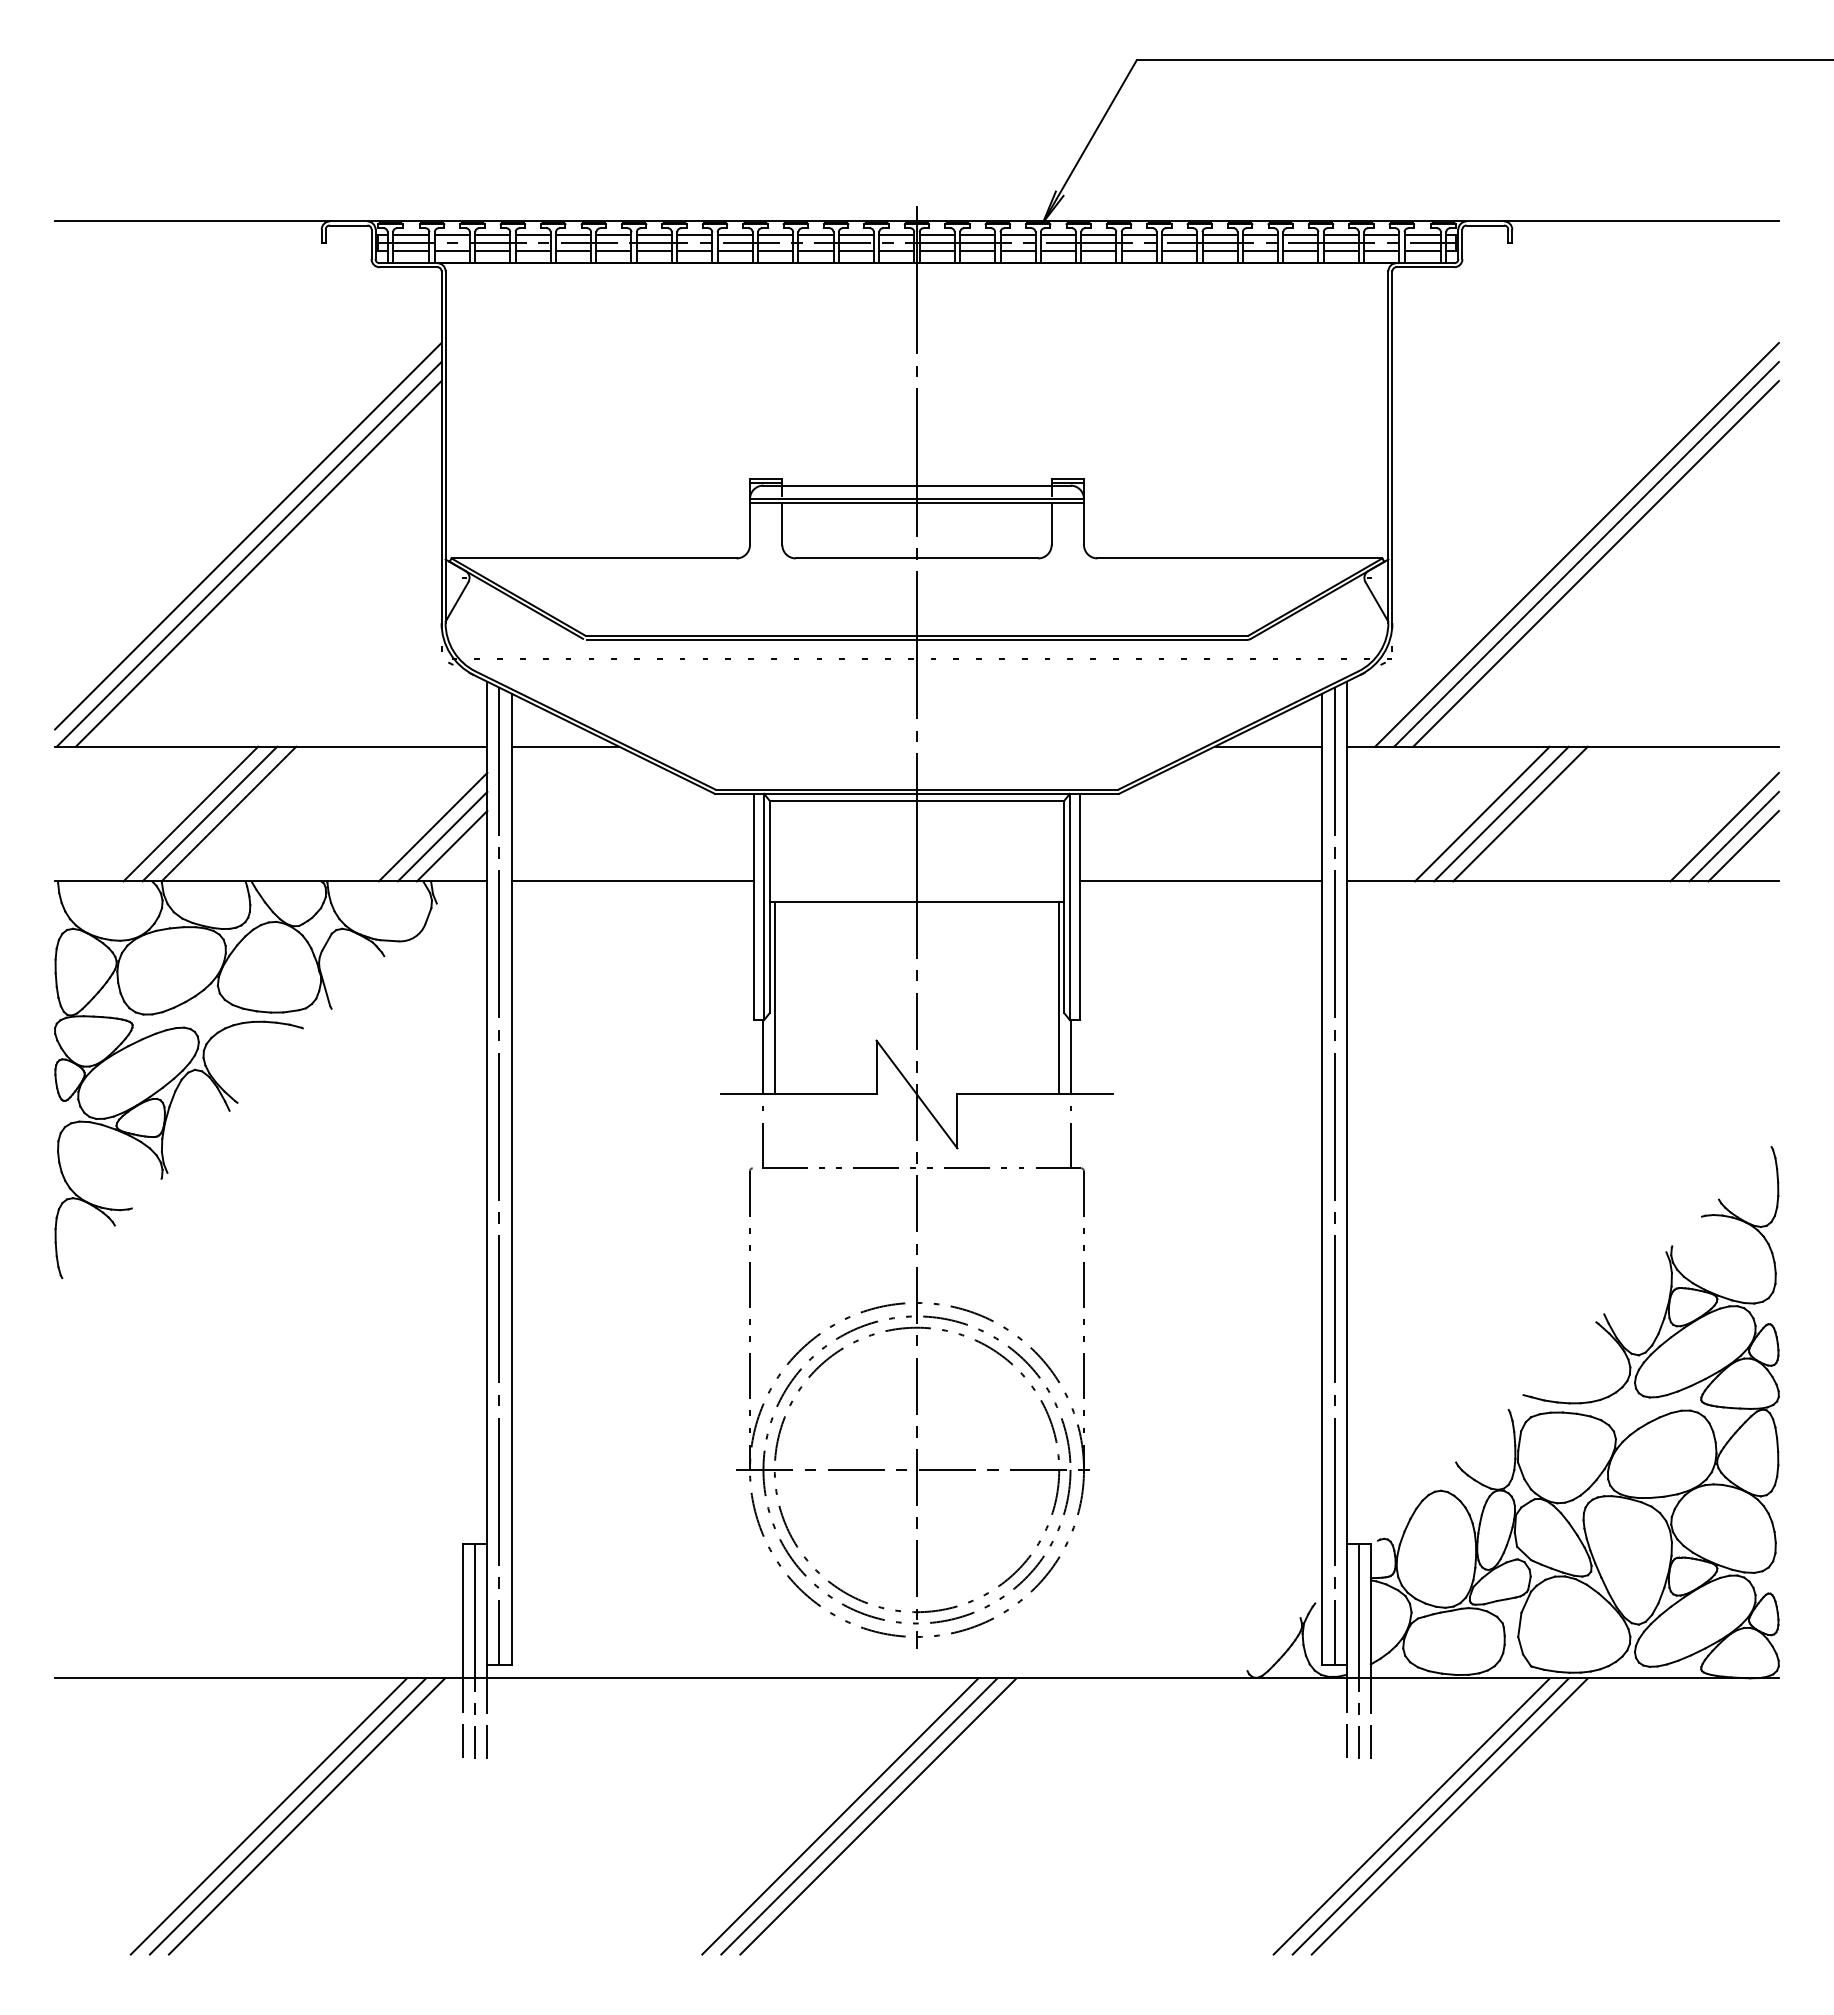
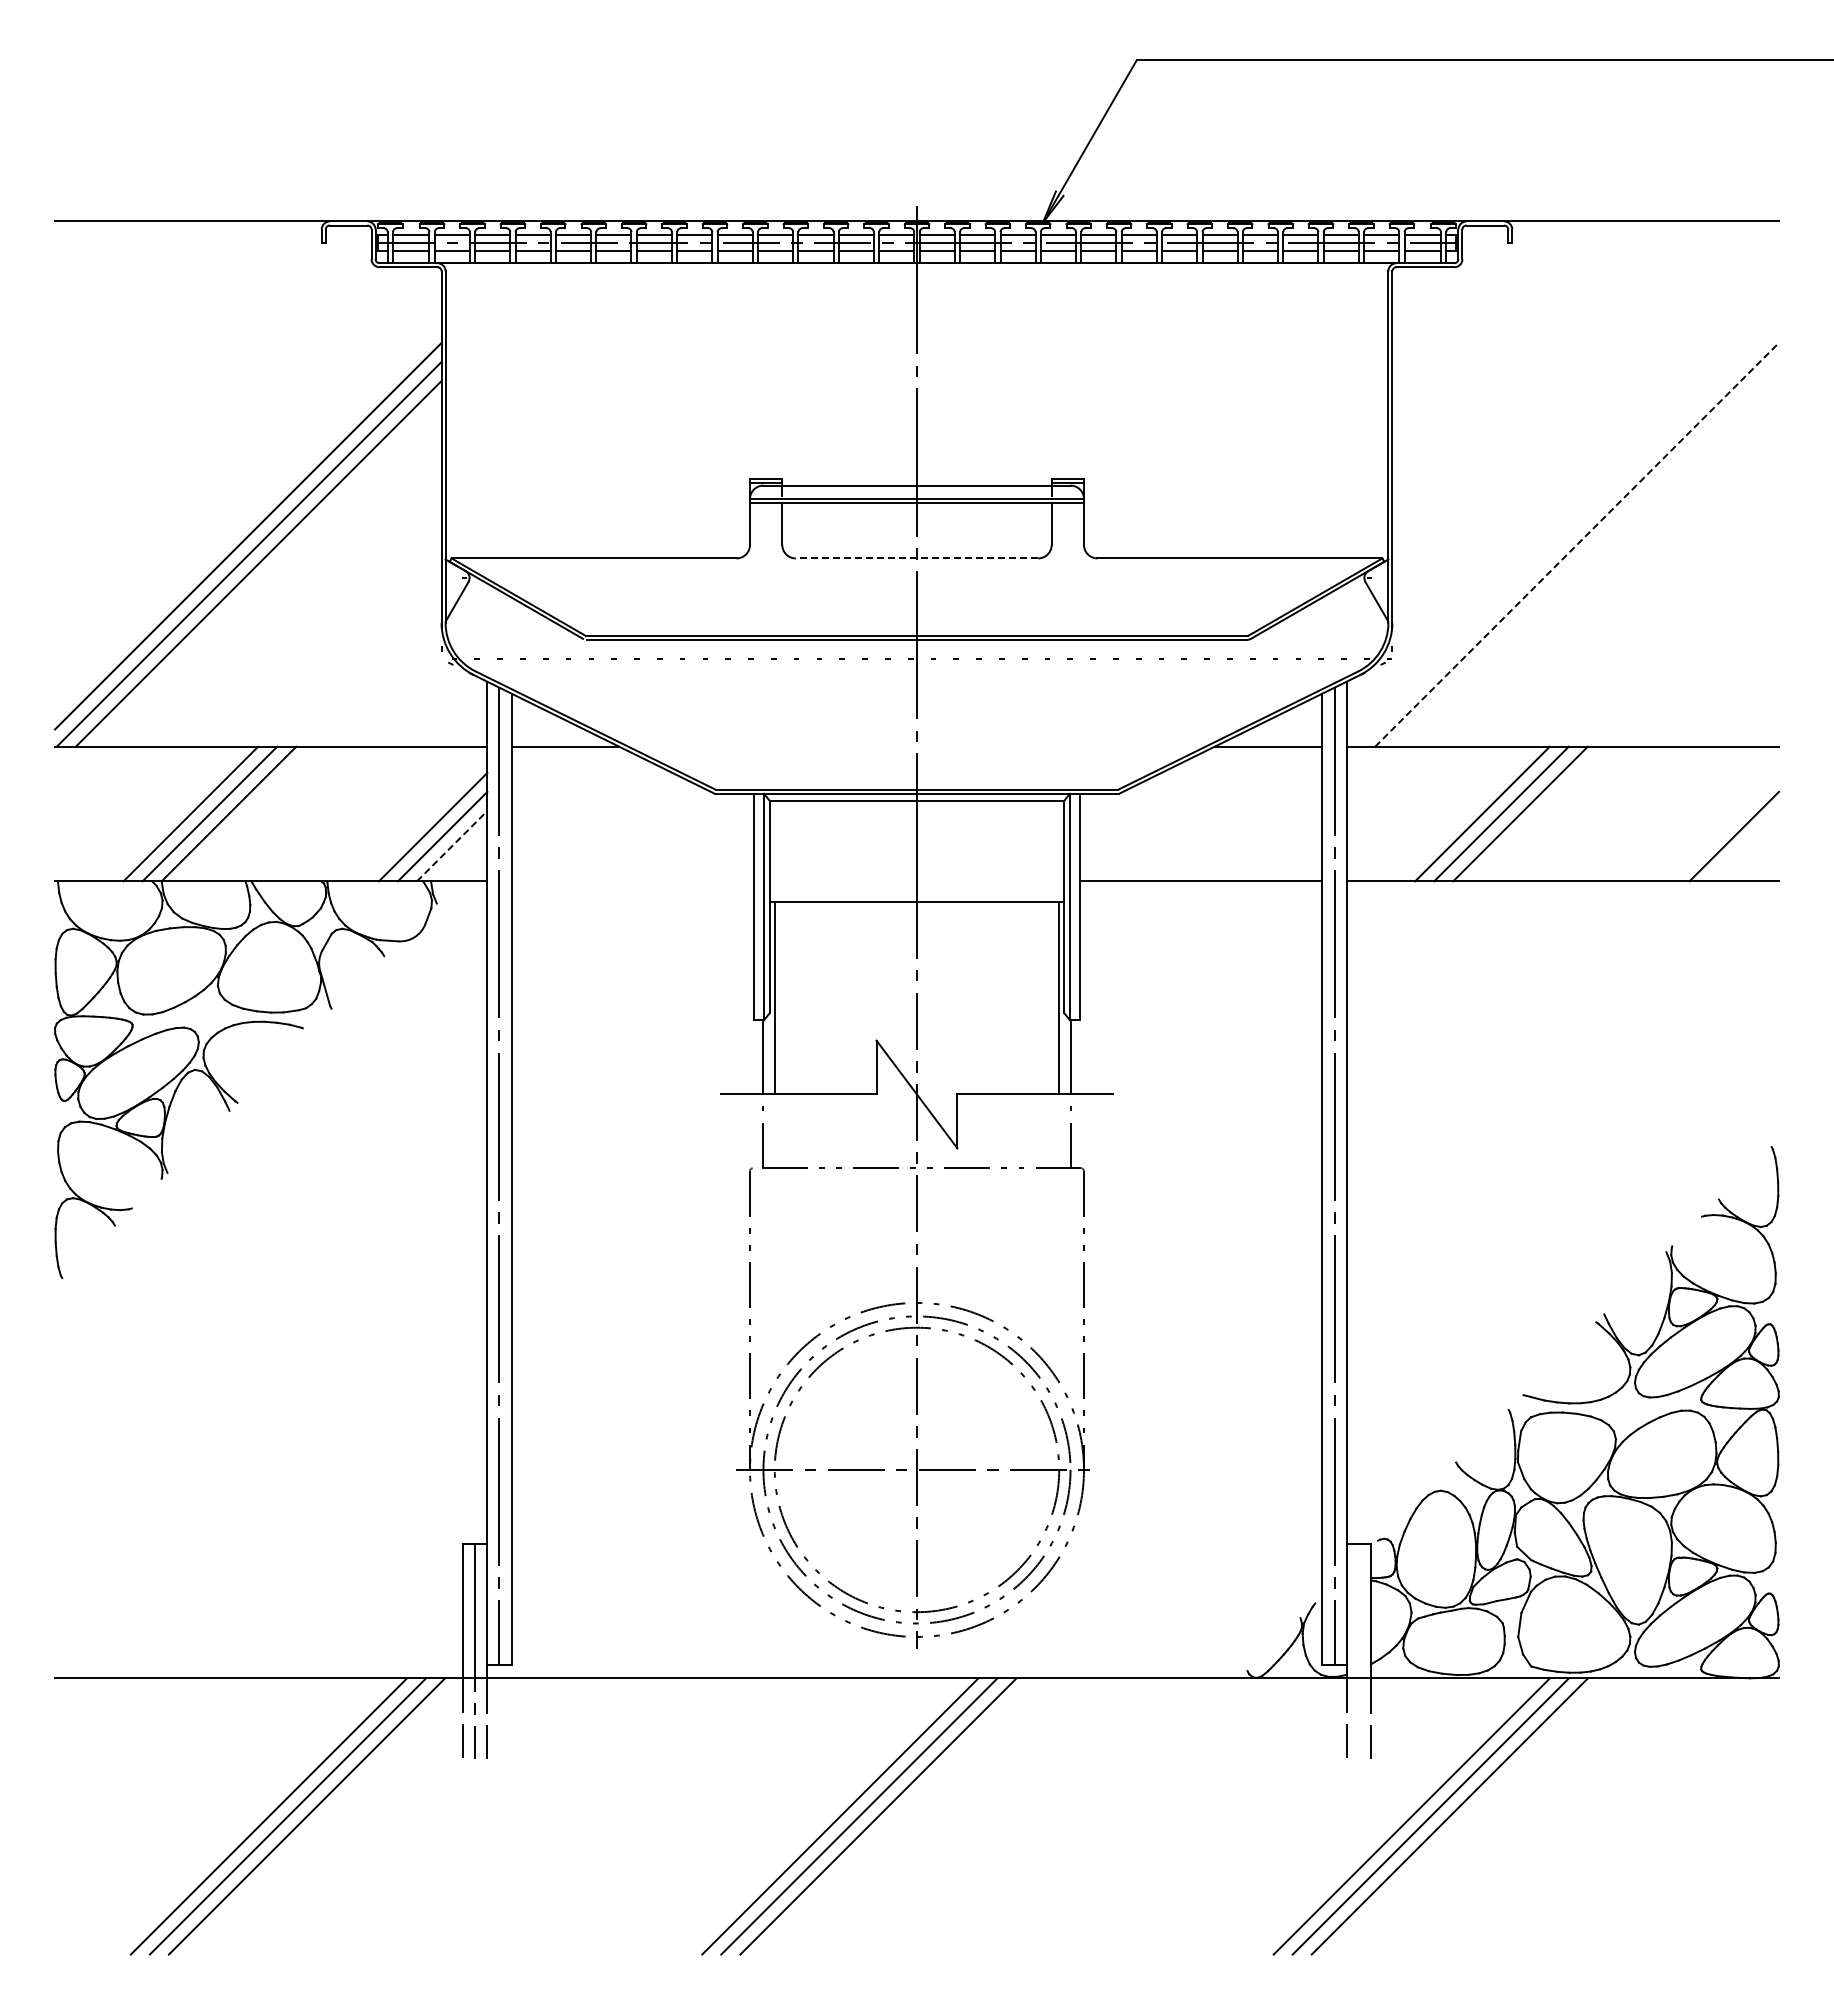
line: solid -> dashed (1577, 544)
line: present -> none (1586, 553)
line: solid -> dashed (916, 558)
line: present -> none (1595, 563)
line: present -> none (1724, 826)
line: present -> none (1743, 845)
line: solid -> dashed (452, 846)
line: present -> none (632, 881)
line: present -> none (1358, 1651)
